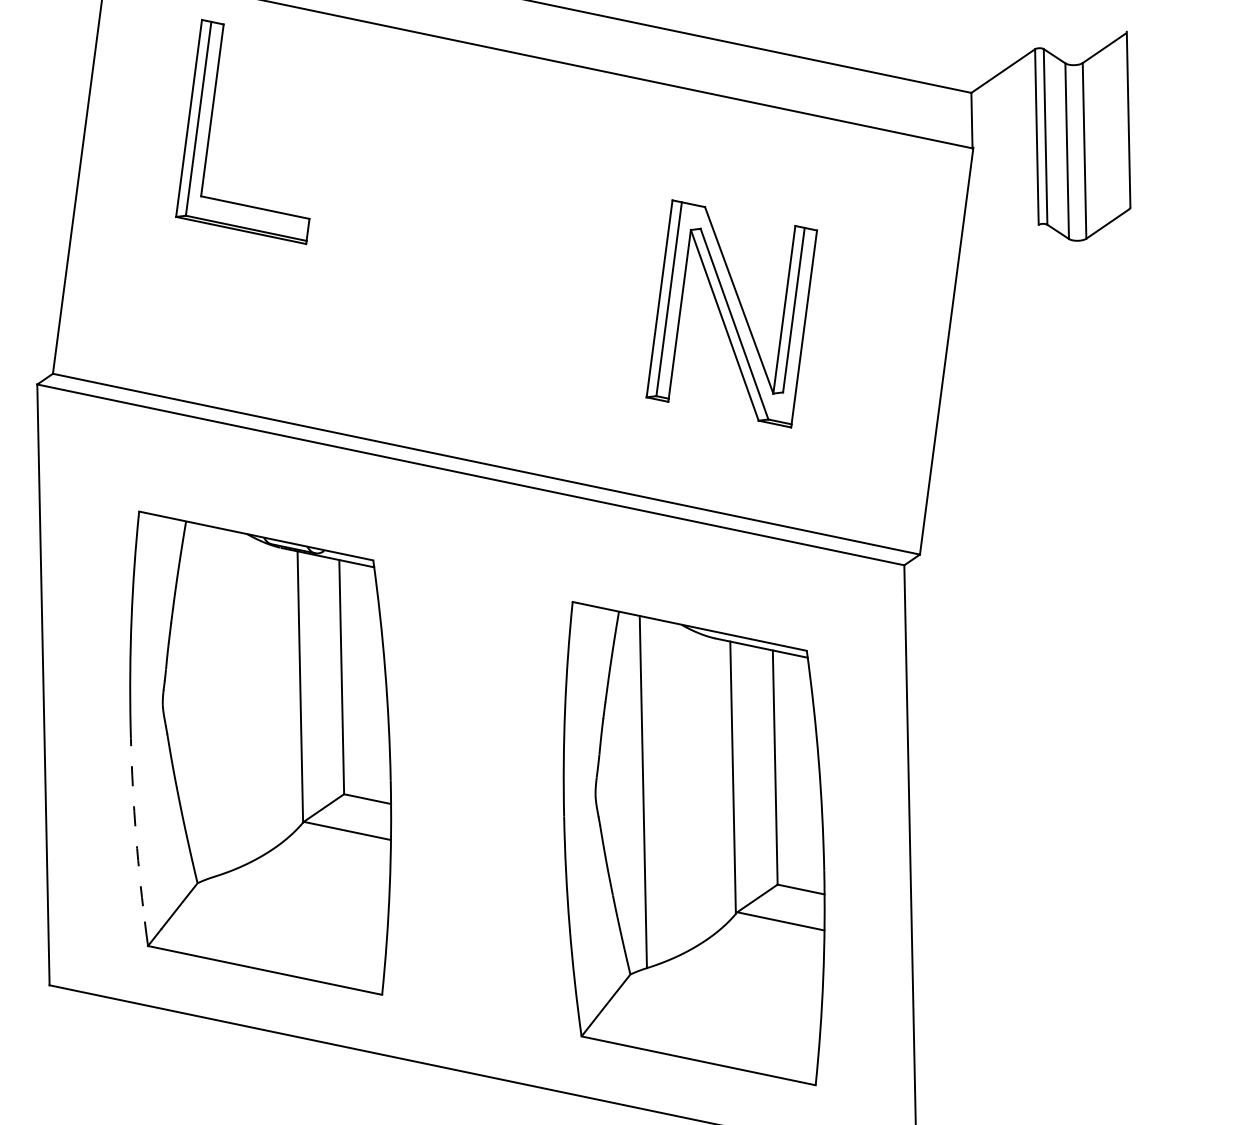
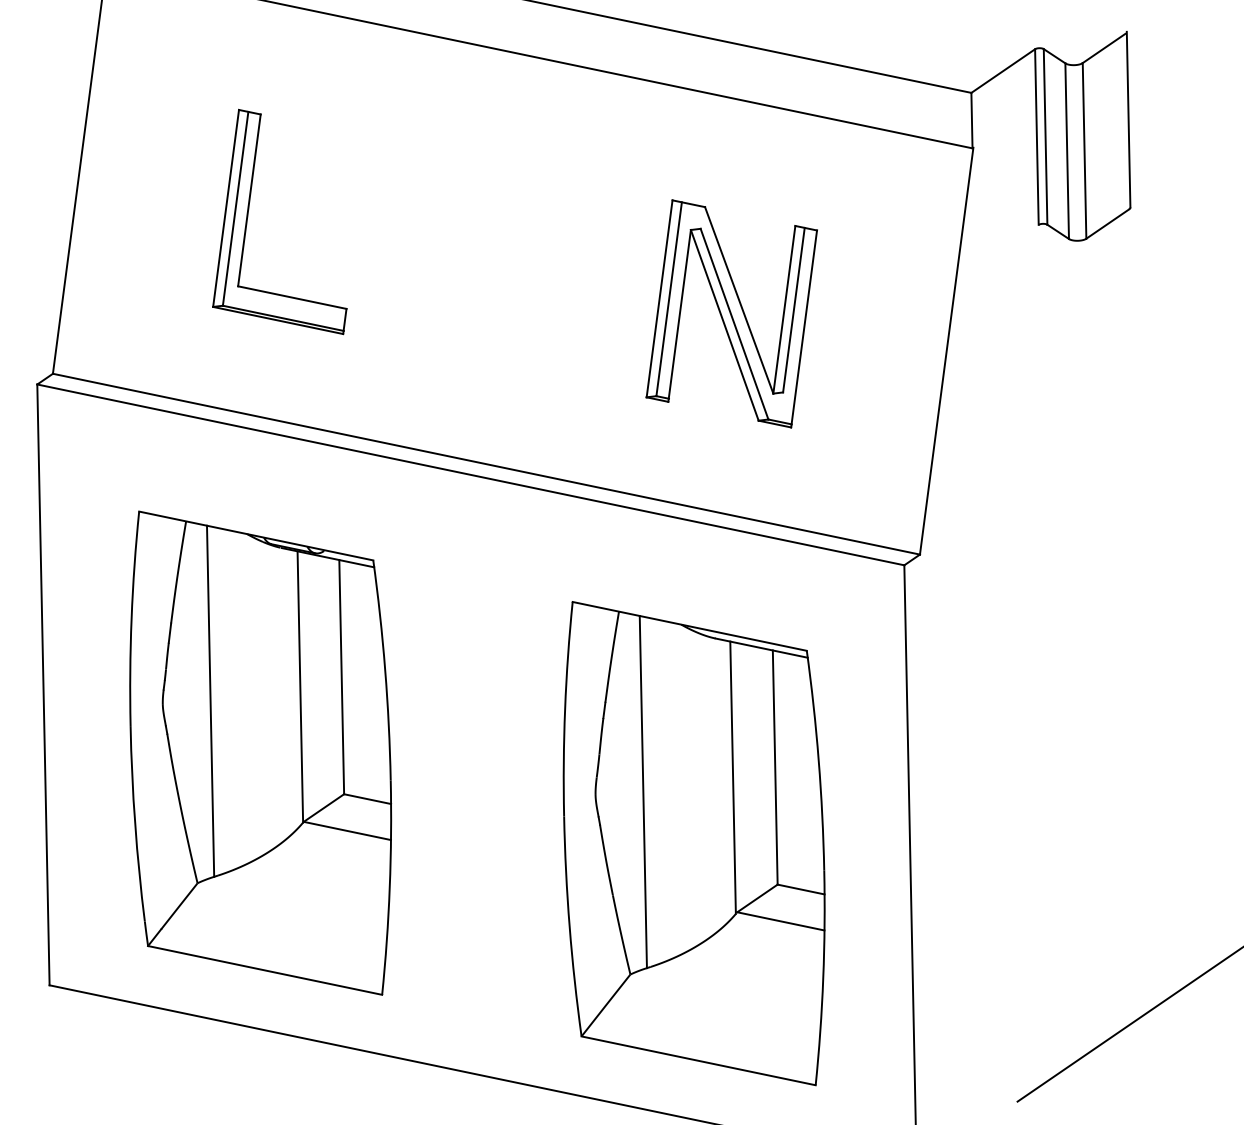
part position: (211, 127) -> (248, 217) (248, 217)
line: none -> present (210, 700)
arc: dashed -> solid (135, 824)
line: none -> present (1128, 1024)
